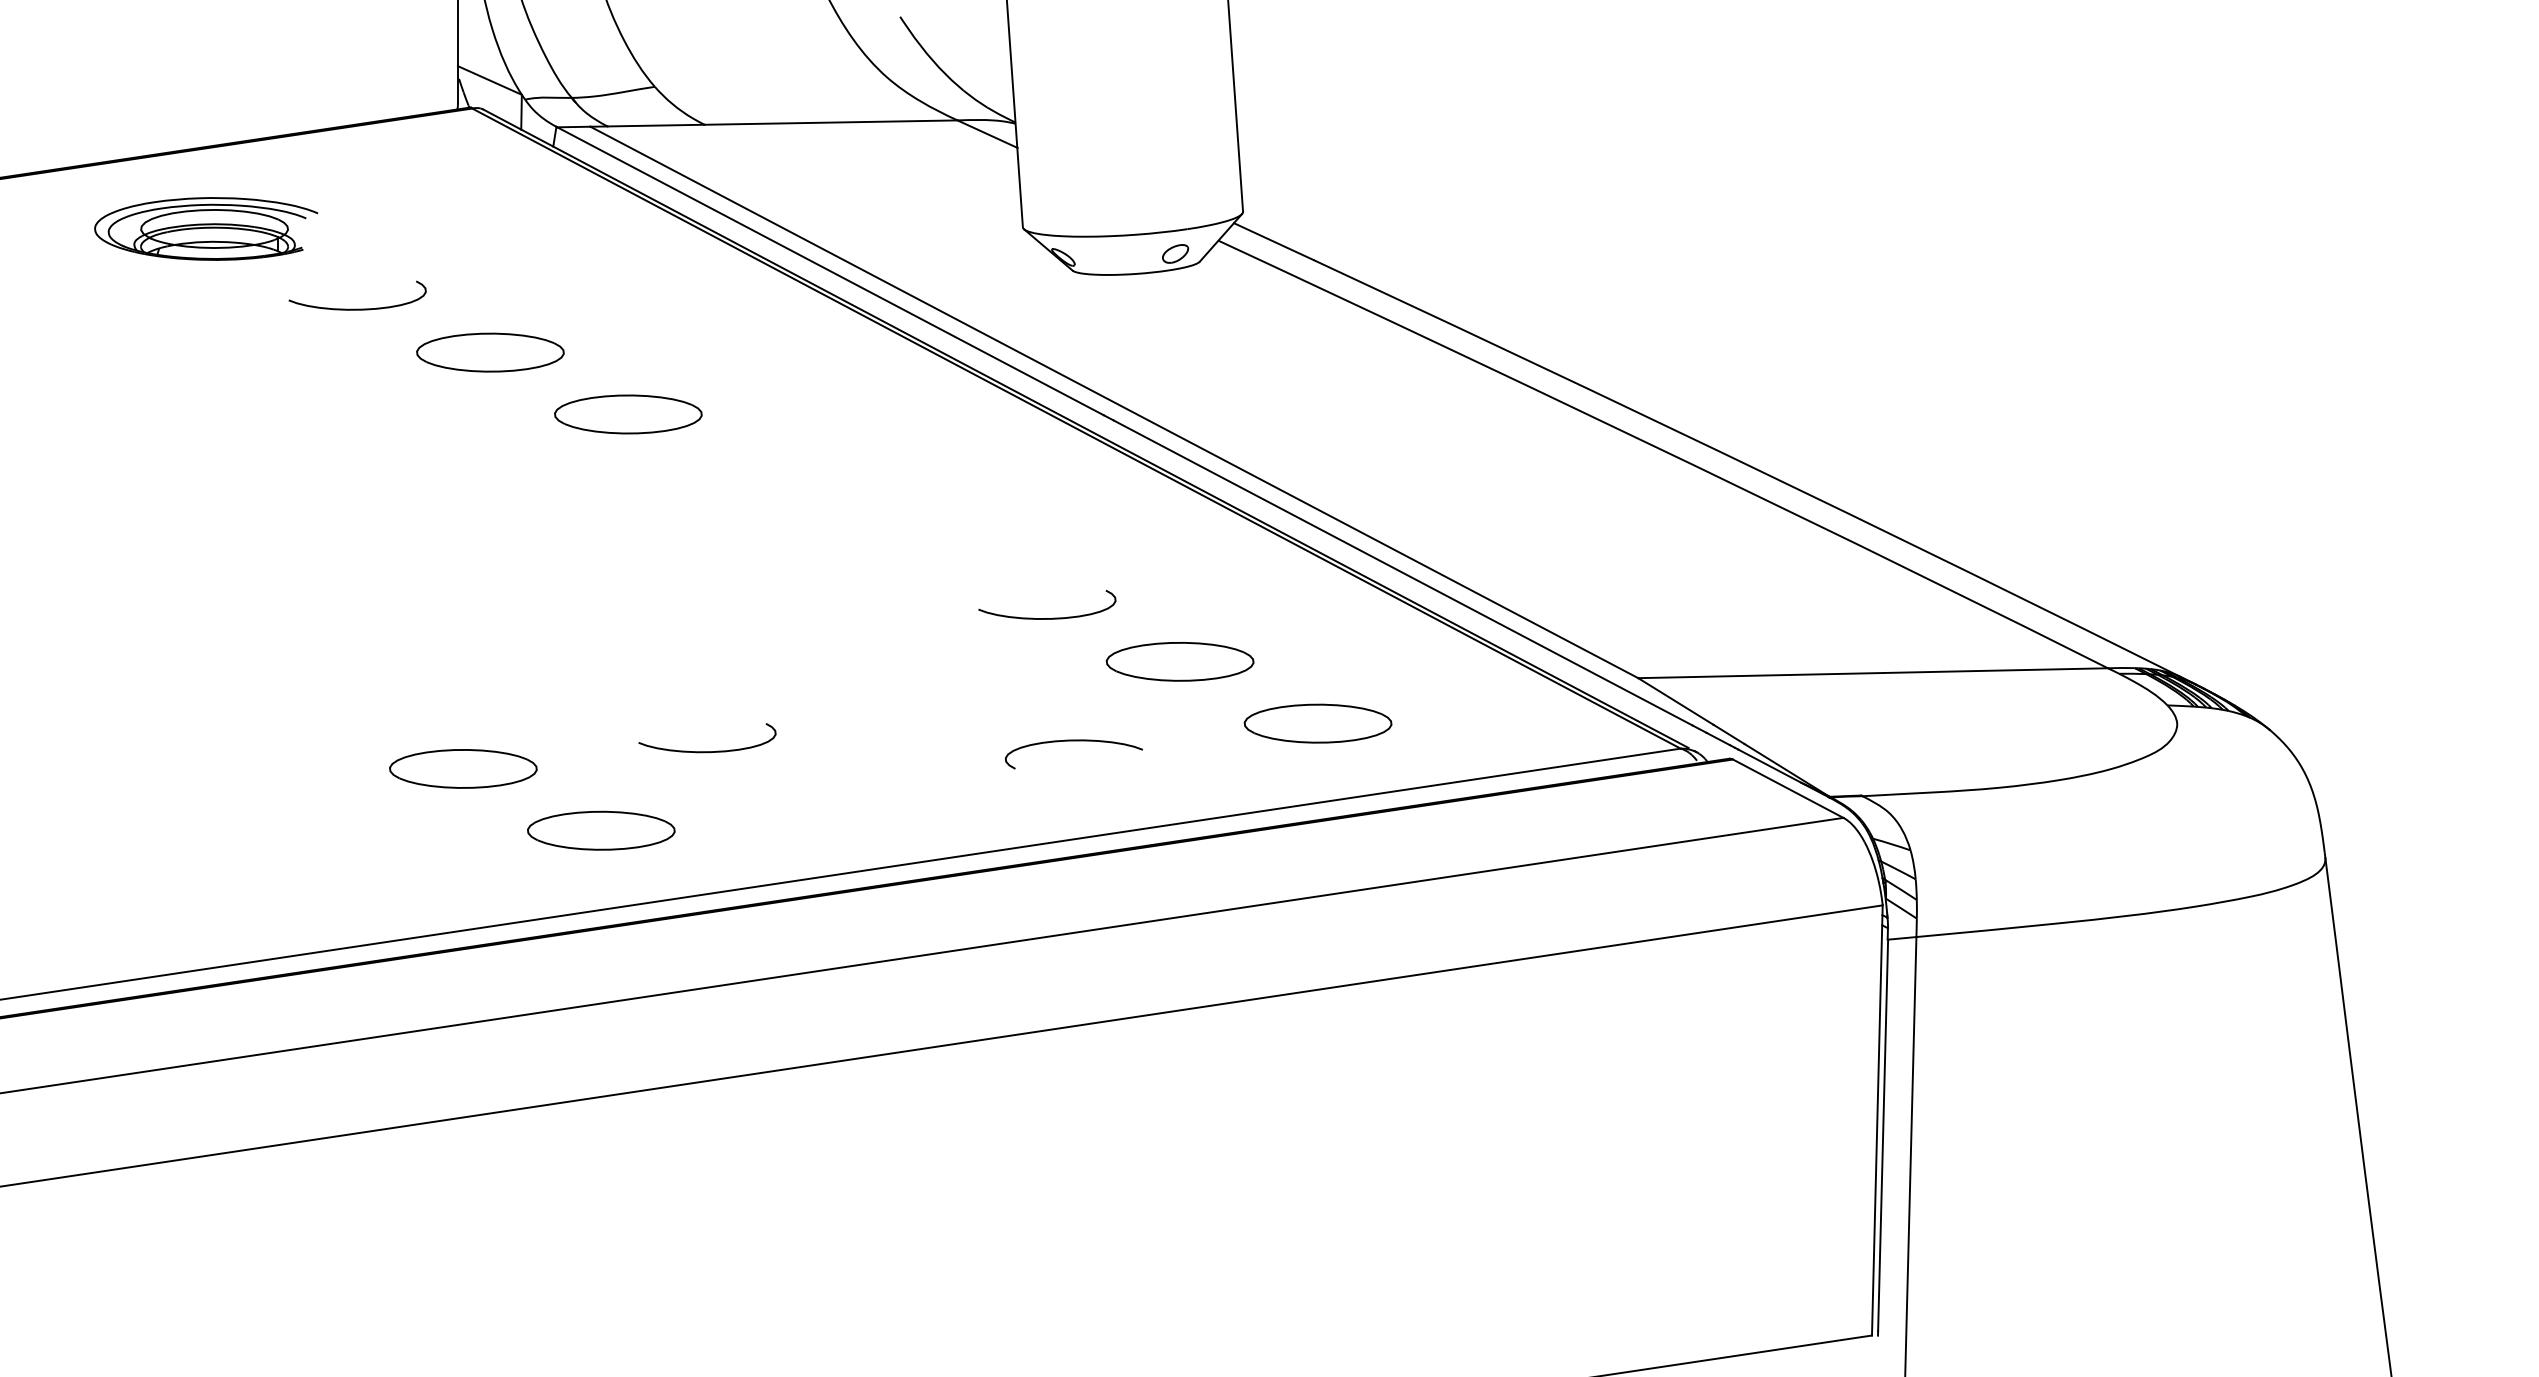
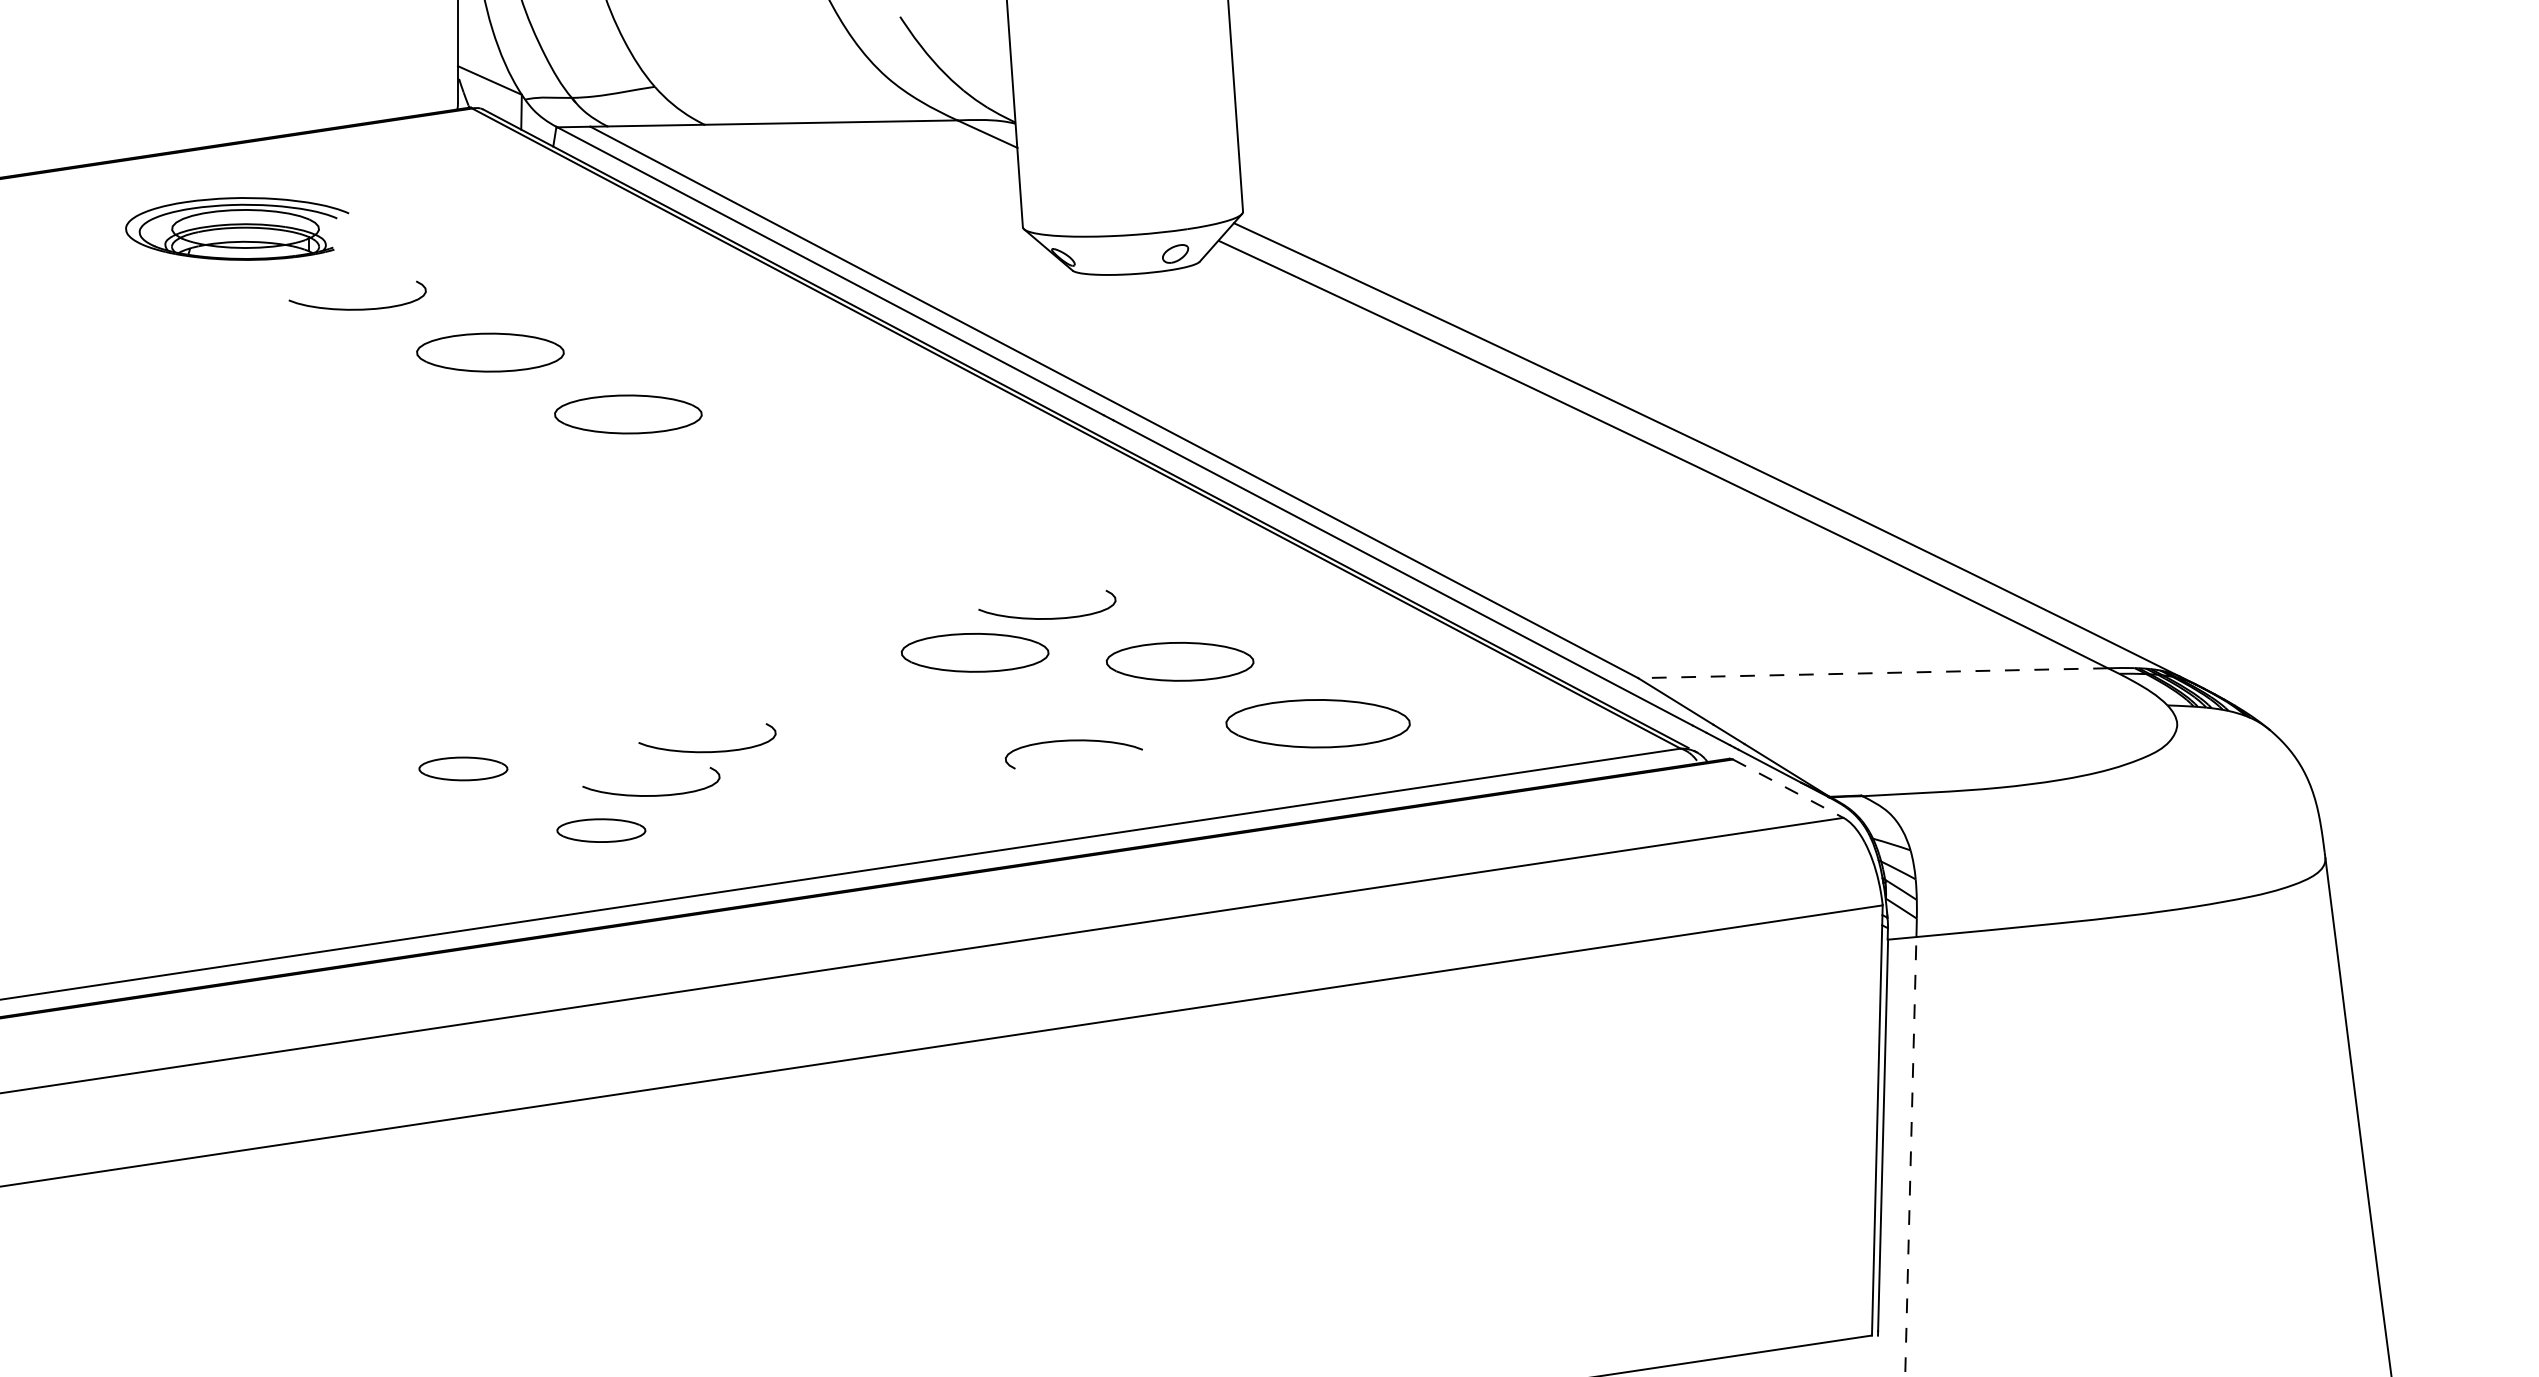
part position: (206, 228) -> (237, 228) (237, 228)
part: none -> present (974, 652)
line: solid -> dashed (1873, 673)
part size: 150x41 px -> 186x50 px (1317, 723)
part size: 149x40 px -> 91x26 px (463, 768)
line: solid -> dashed (1788, 788)
curve: none -> present (656, 794)
part size: 149x41 px -> 91x25 px (601, 830)
line: solid -> dashed (1910, 1156)
